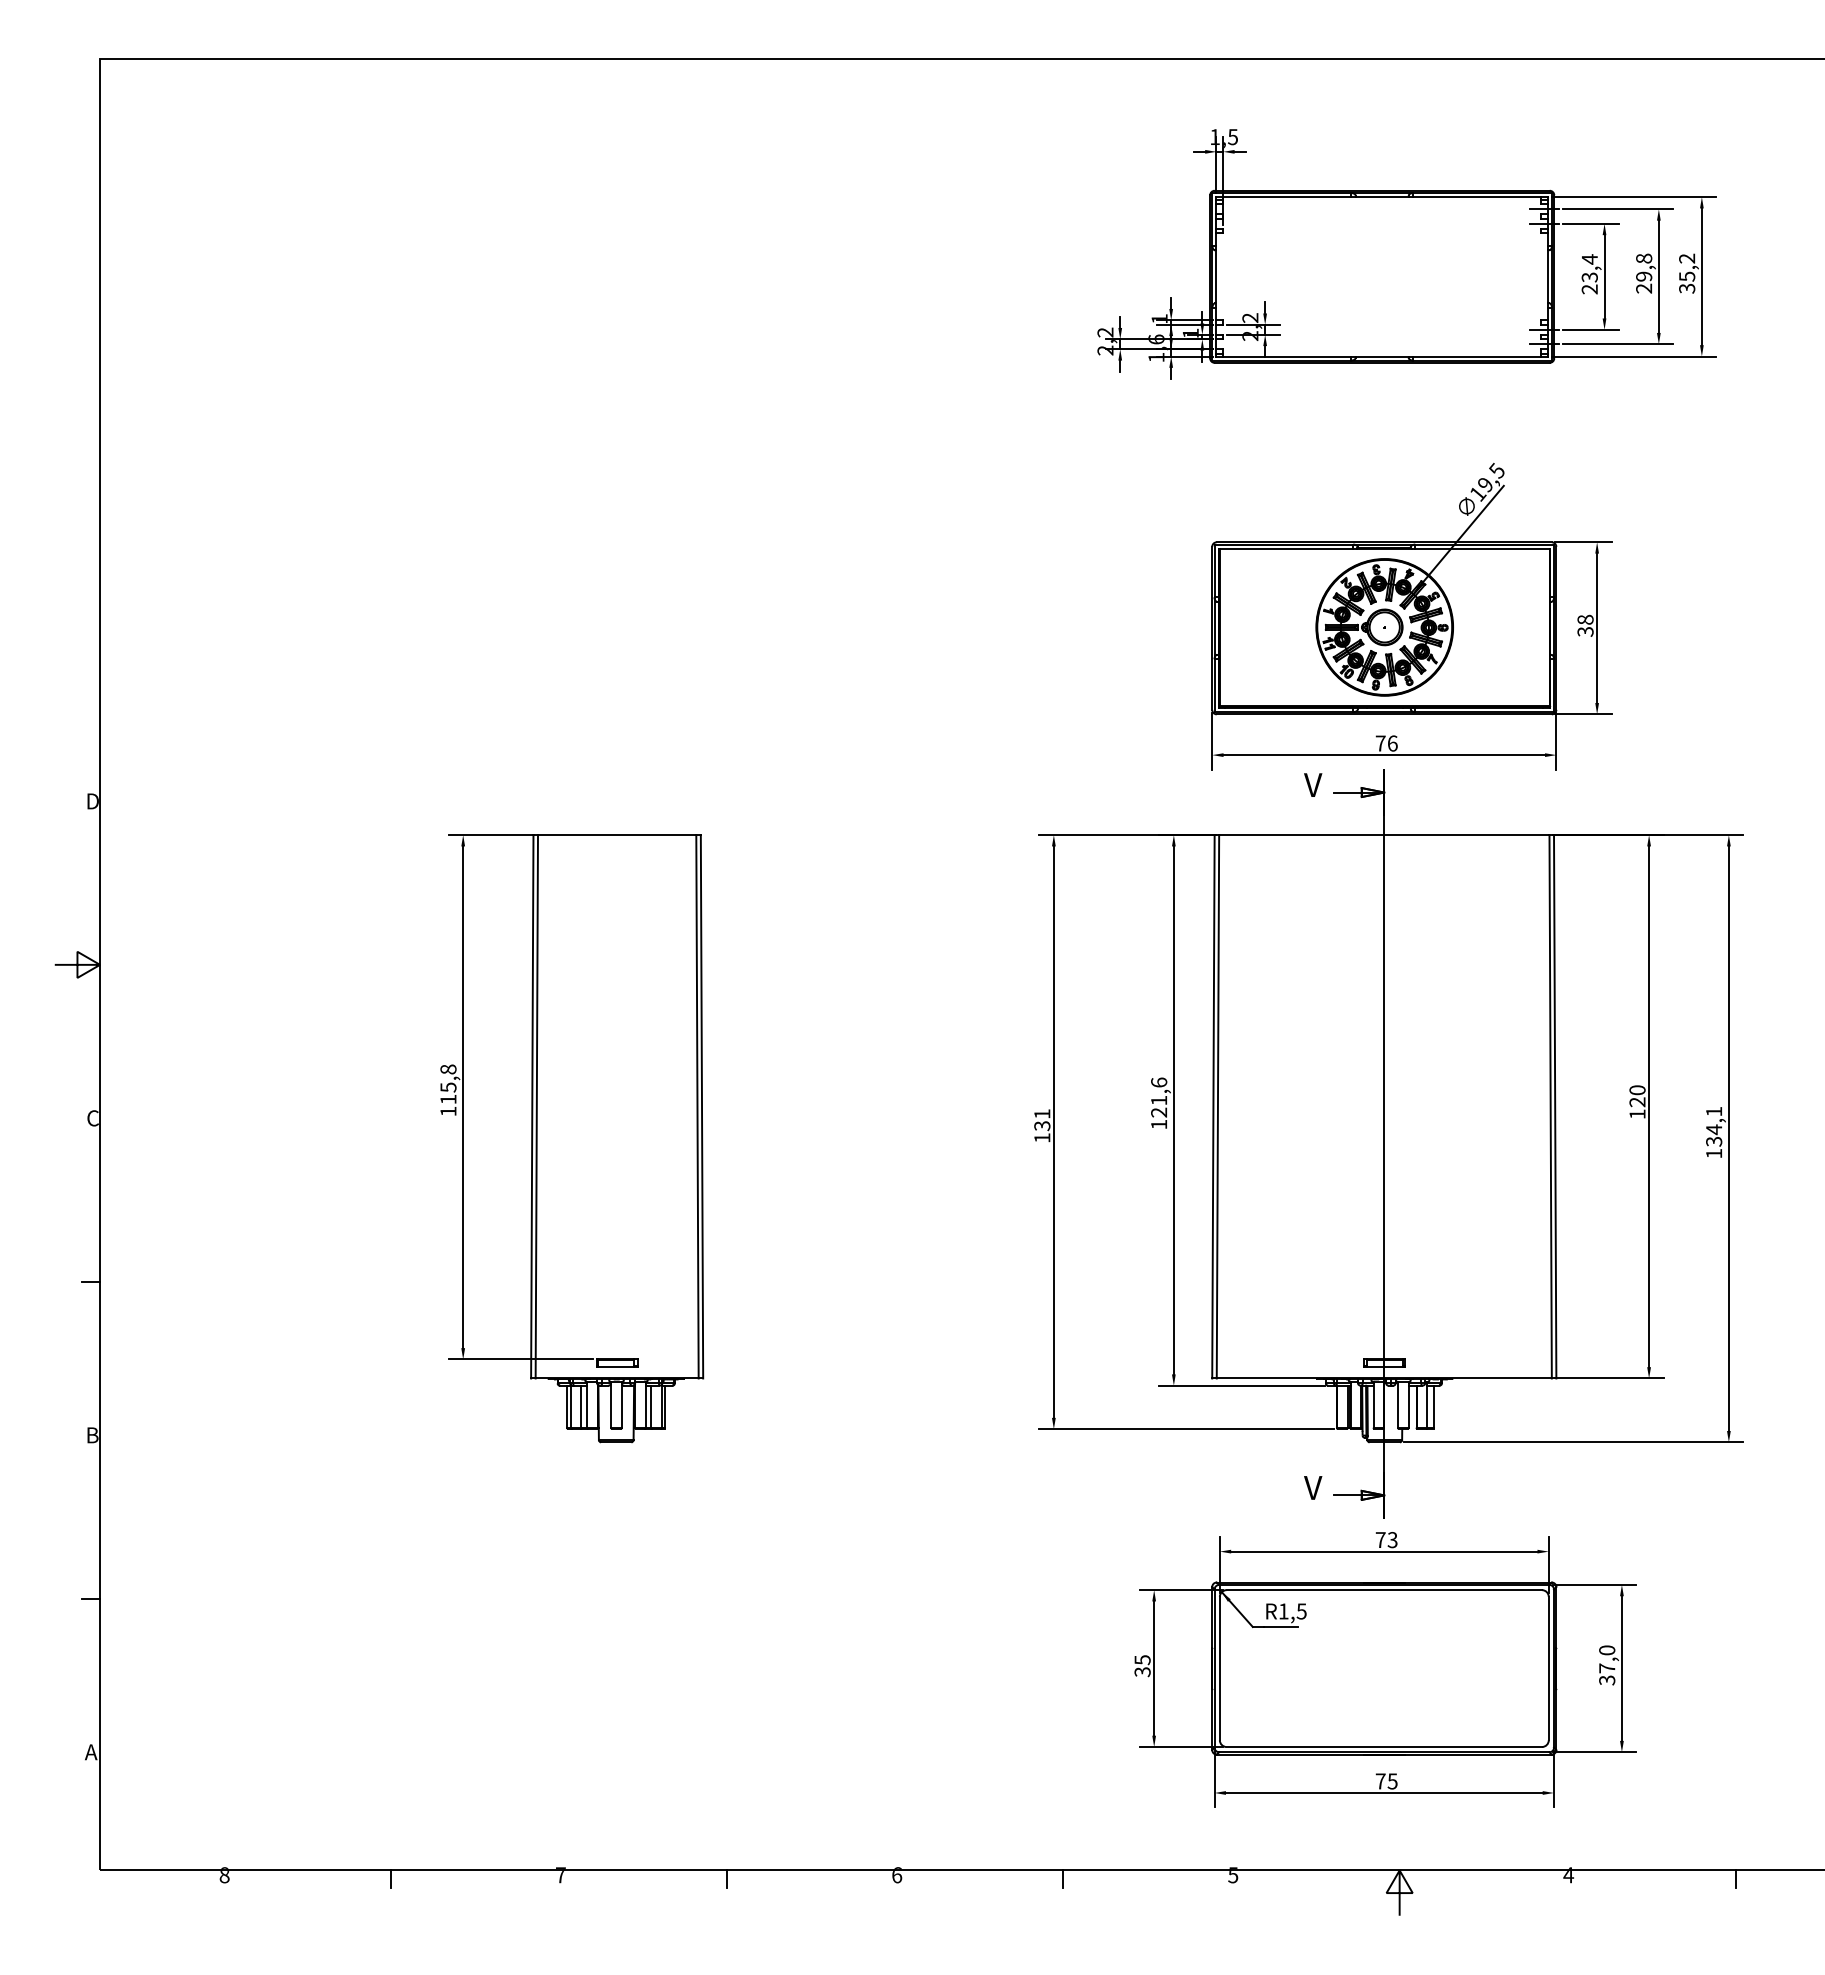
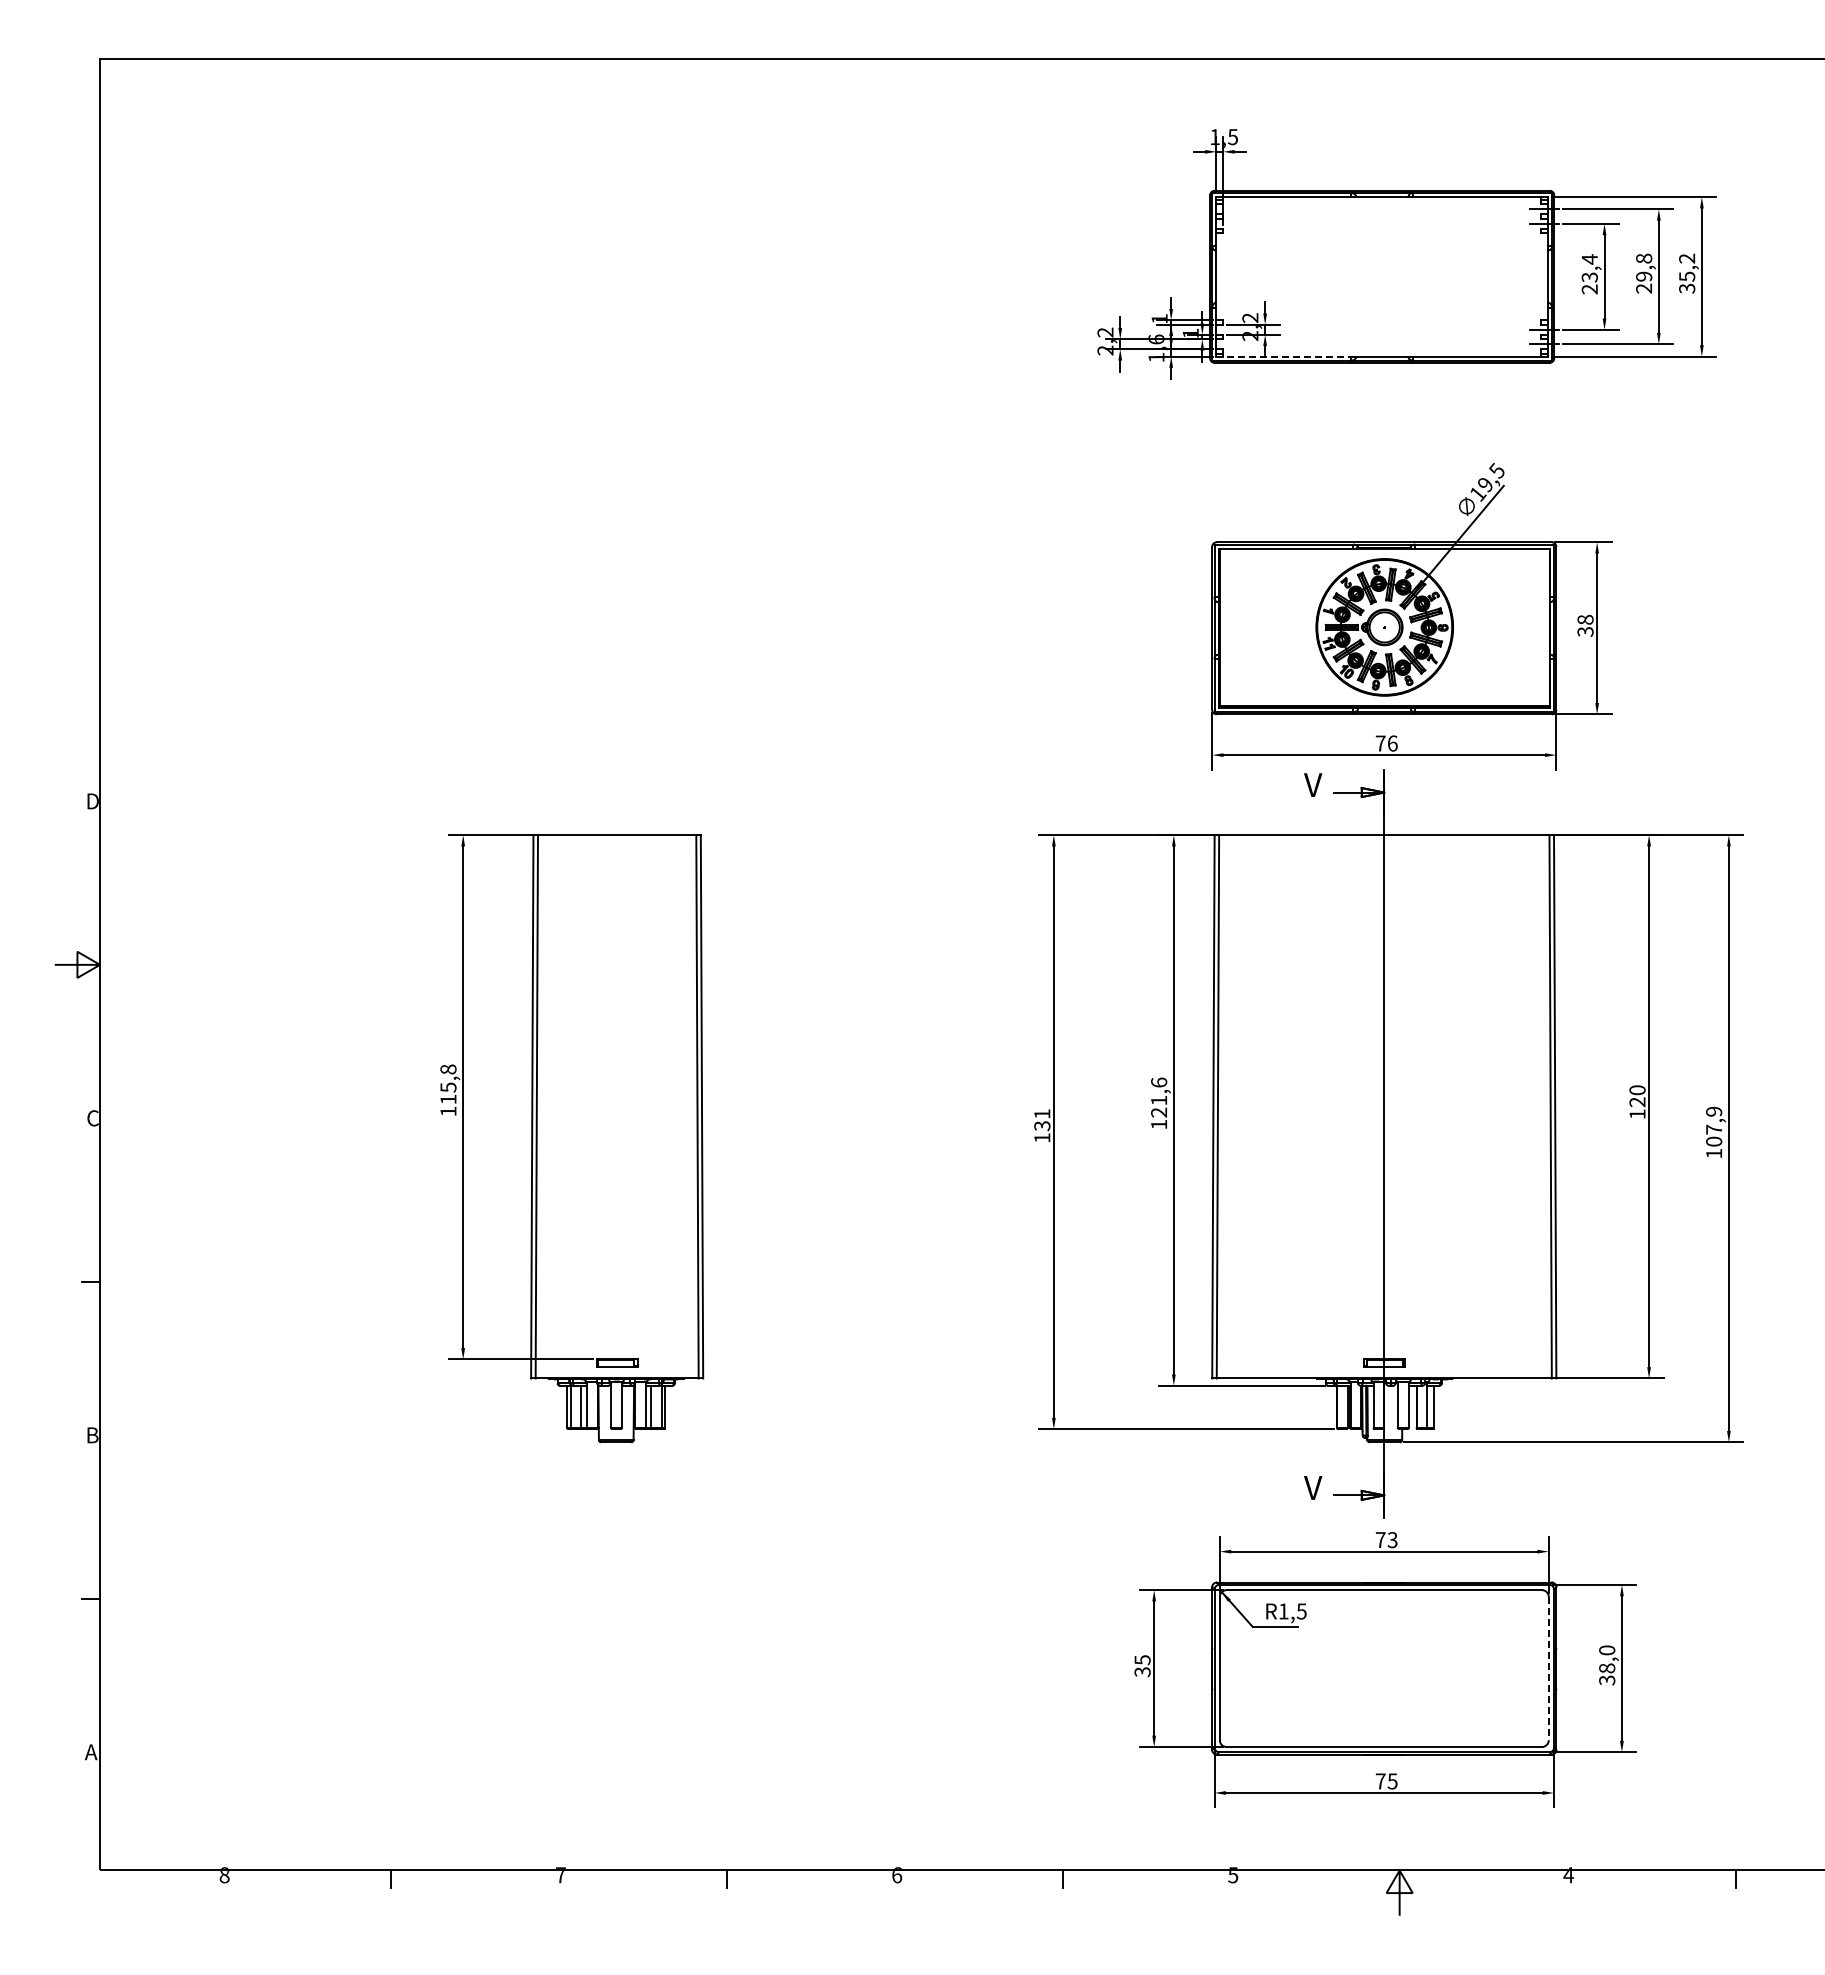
line: solid -> dashed (1284, 356)
text: 134,1 -> 107,9 (1714, 1126)
line: solid -> dashed (1548, 1668)
text: 37,0 -> 38,0 (1607, 1668)
